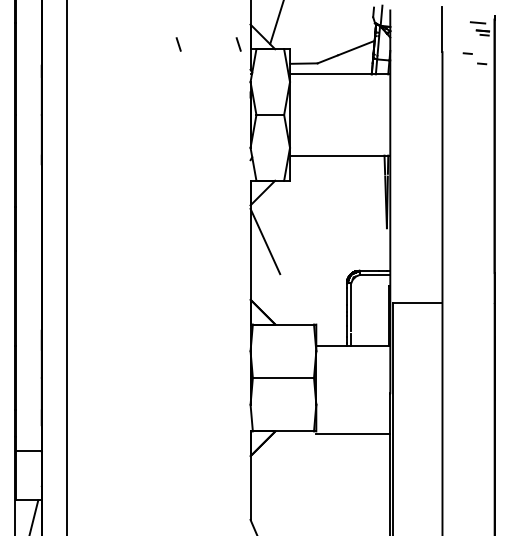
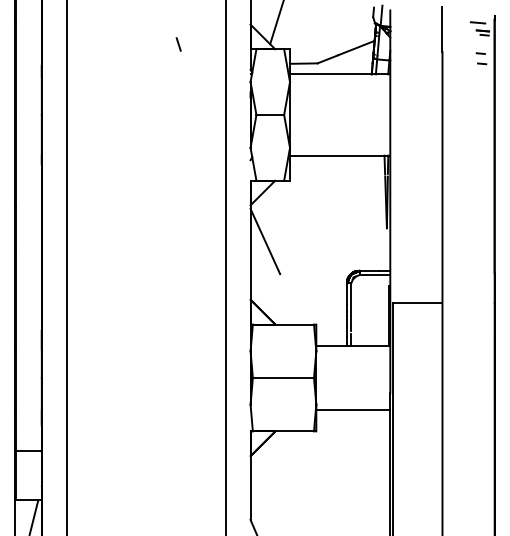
line: present -> none (238, 44)
line position: (467, 53) -> (480, 53) (480, 53)
line: none -> present (225, 267)
line position: (352, 434) -> (352, 410) (352, 410)
